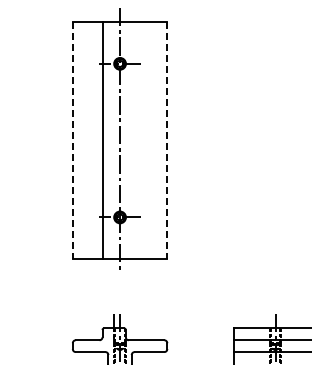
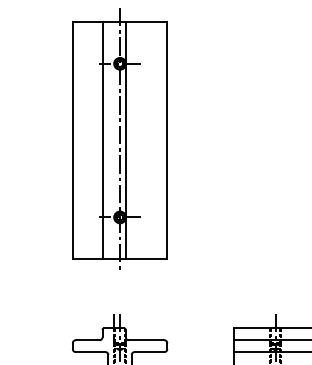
line: none -> present (125, 140)
line: dashed -> solid (72, 141)
line: dashed -> solid (167, 141)
